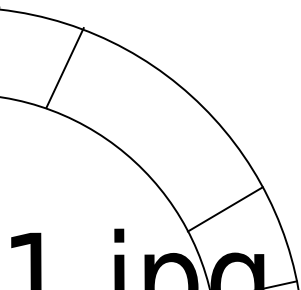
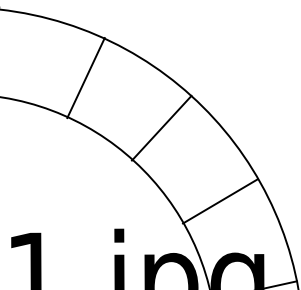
line position: (64, 68) -> (85, 78) (85, 78)
line: none -> present (161, 127)
line position: (224, 209) -> (219, 201) (219, 201)
